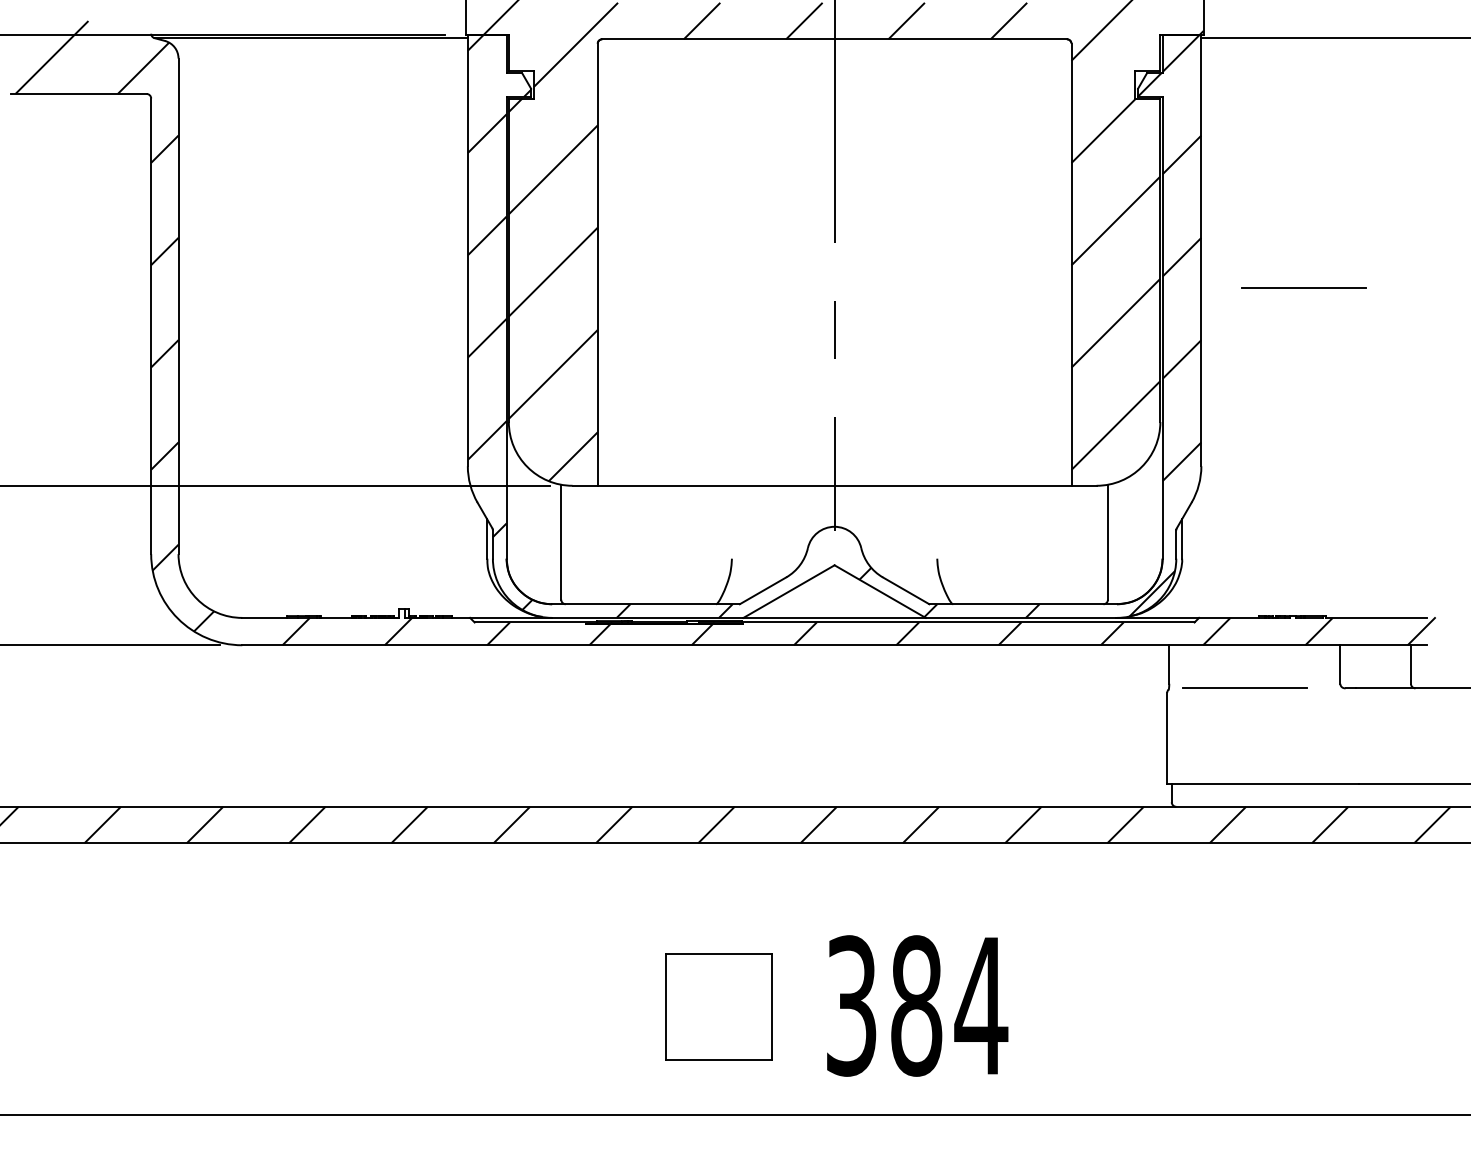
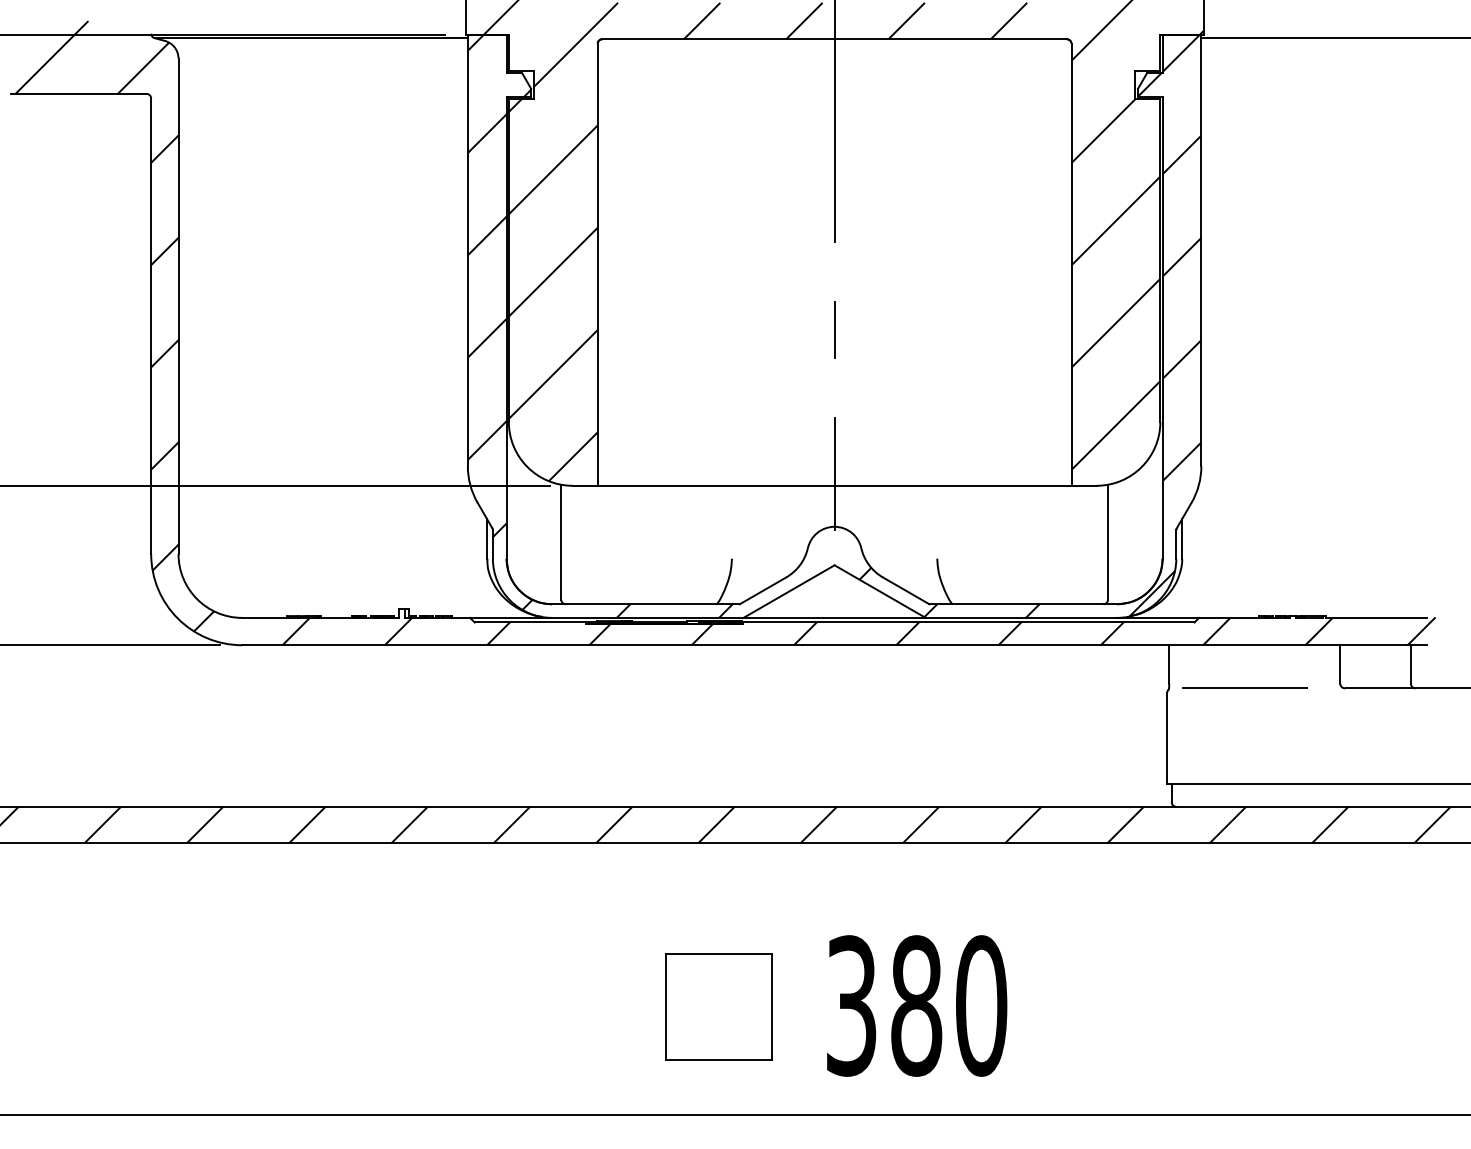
line: present -> none (1303, 287)
text: 384 -> 380 (981, 1005)
